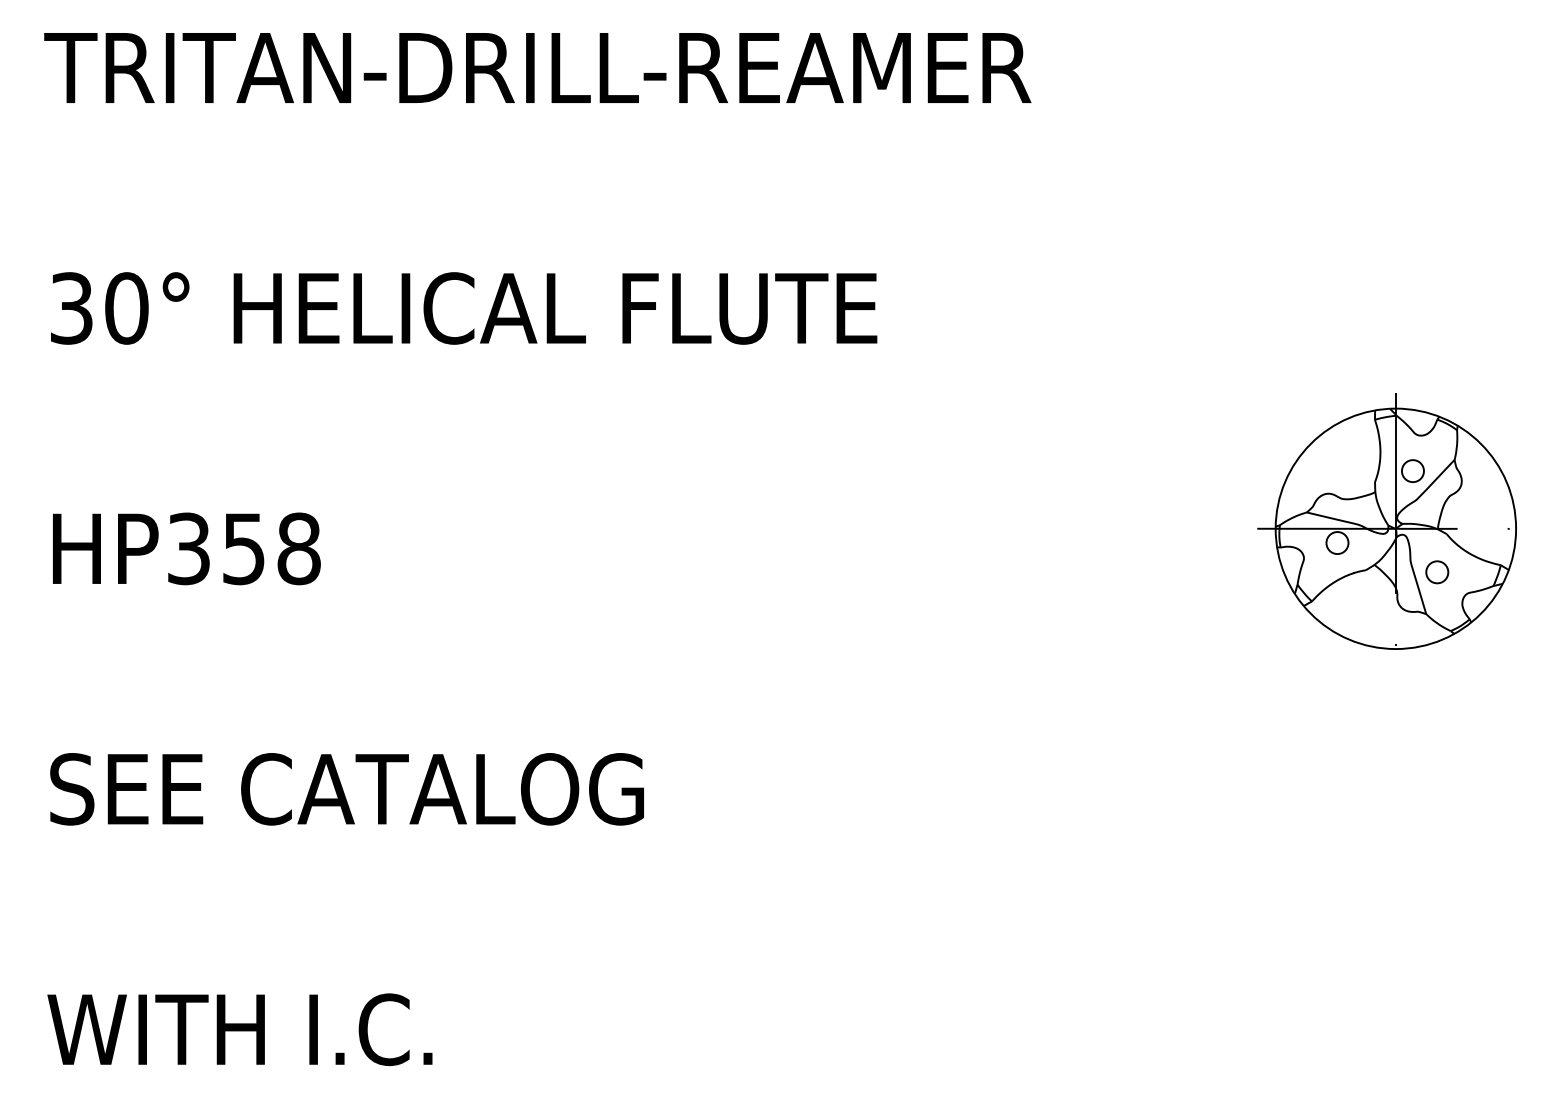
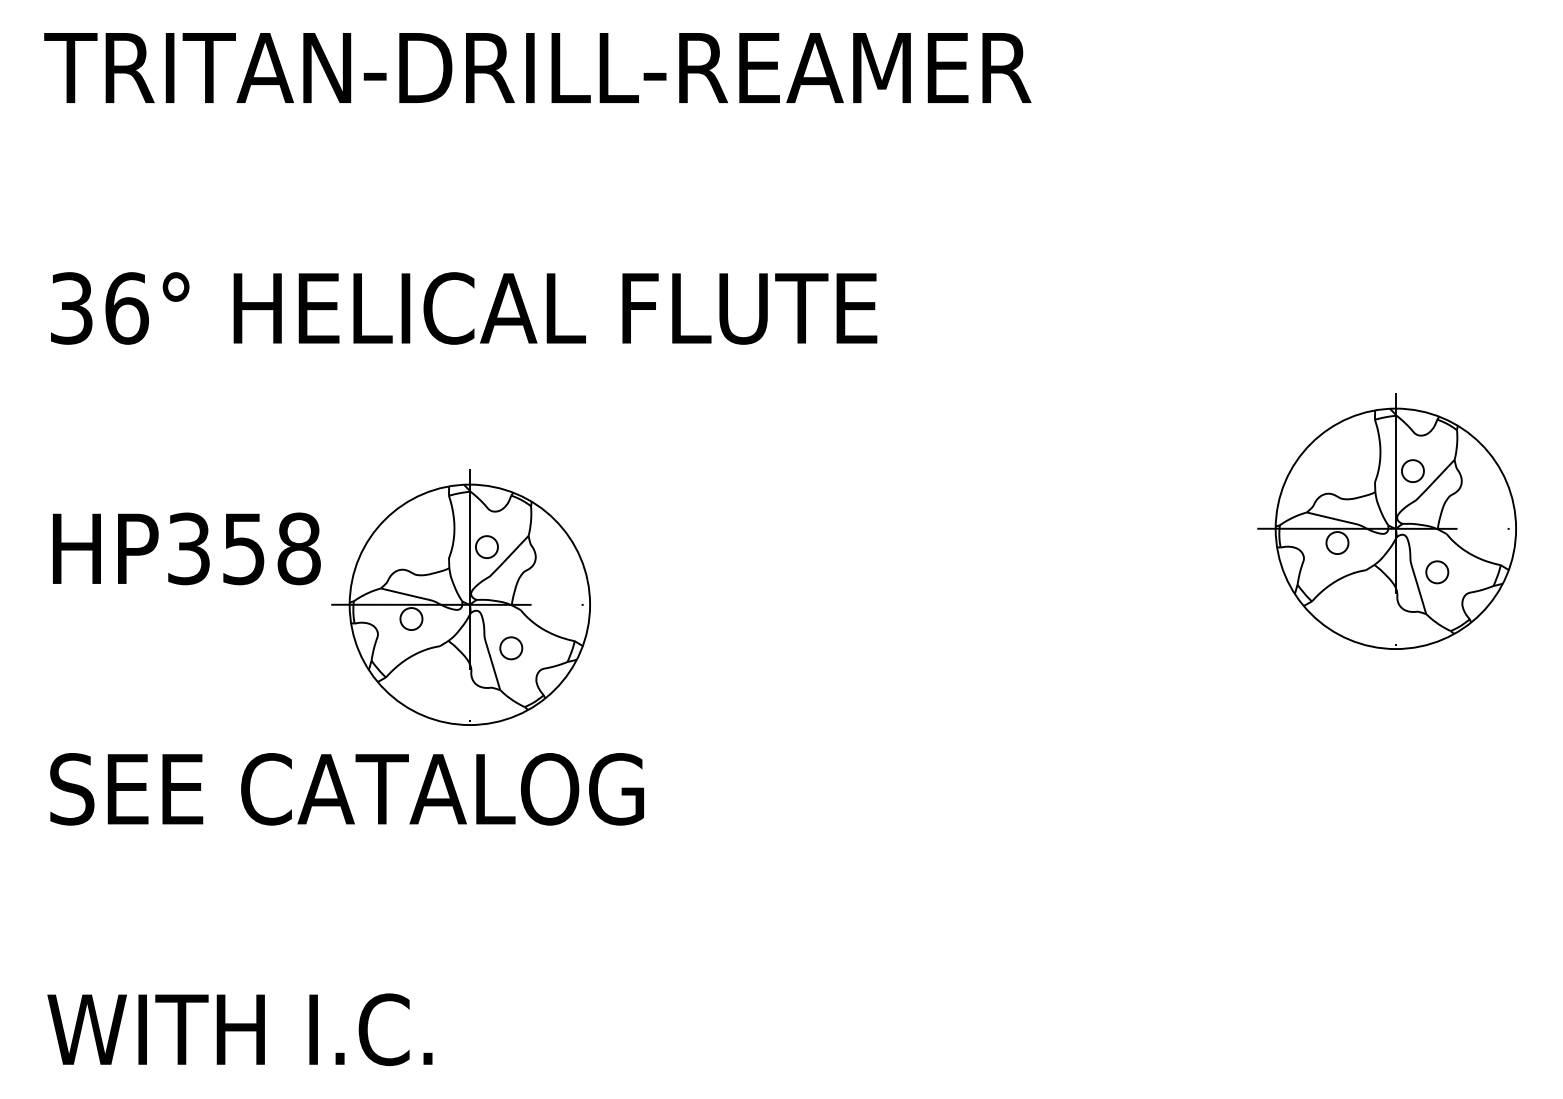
text: 30° -> 36° (126, 308)
part: none -> present (460, 597)
